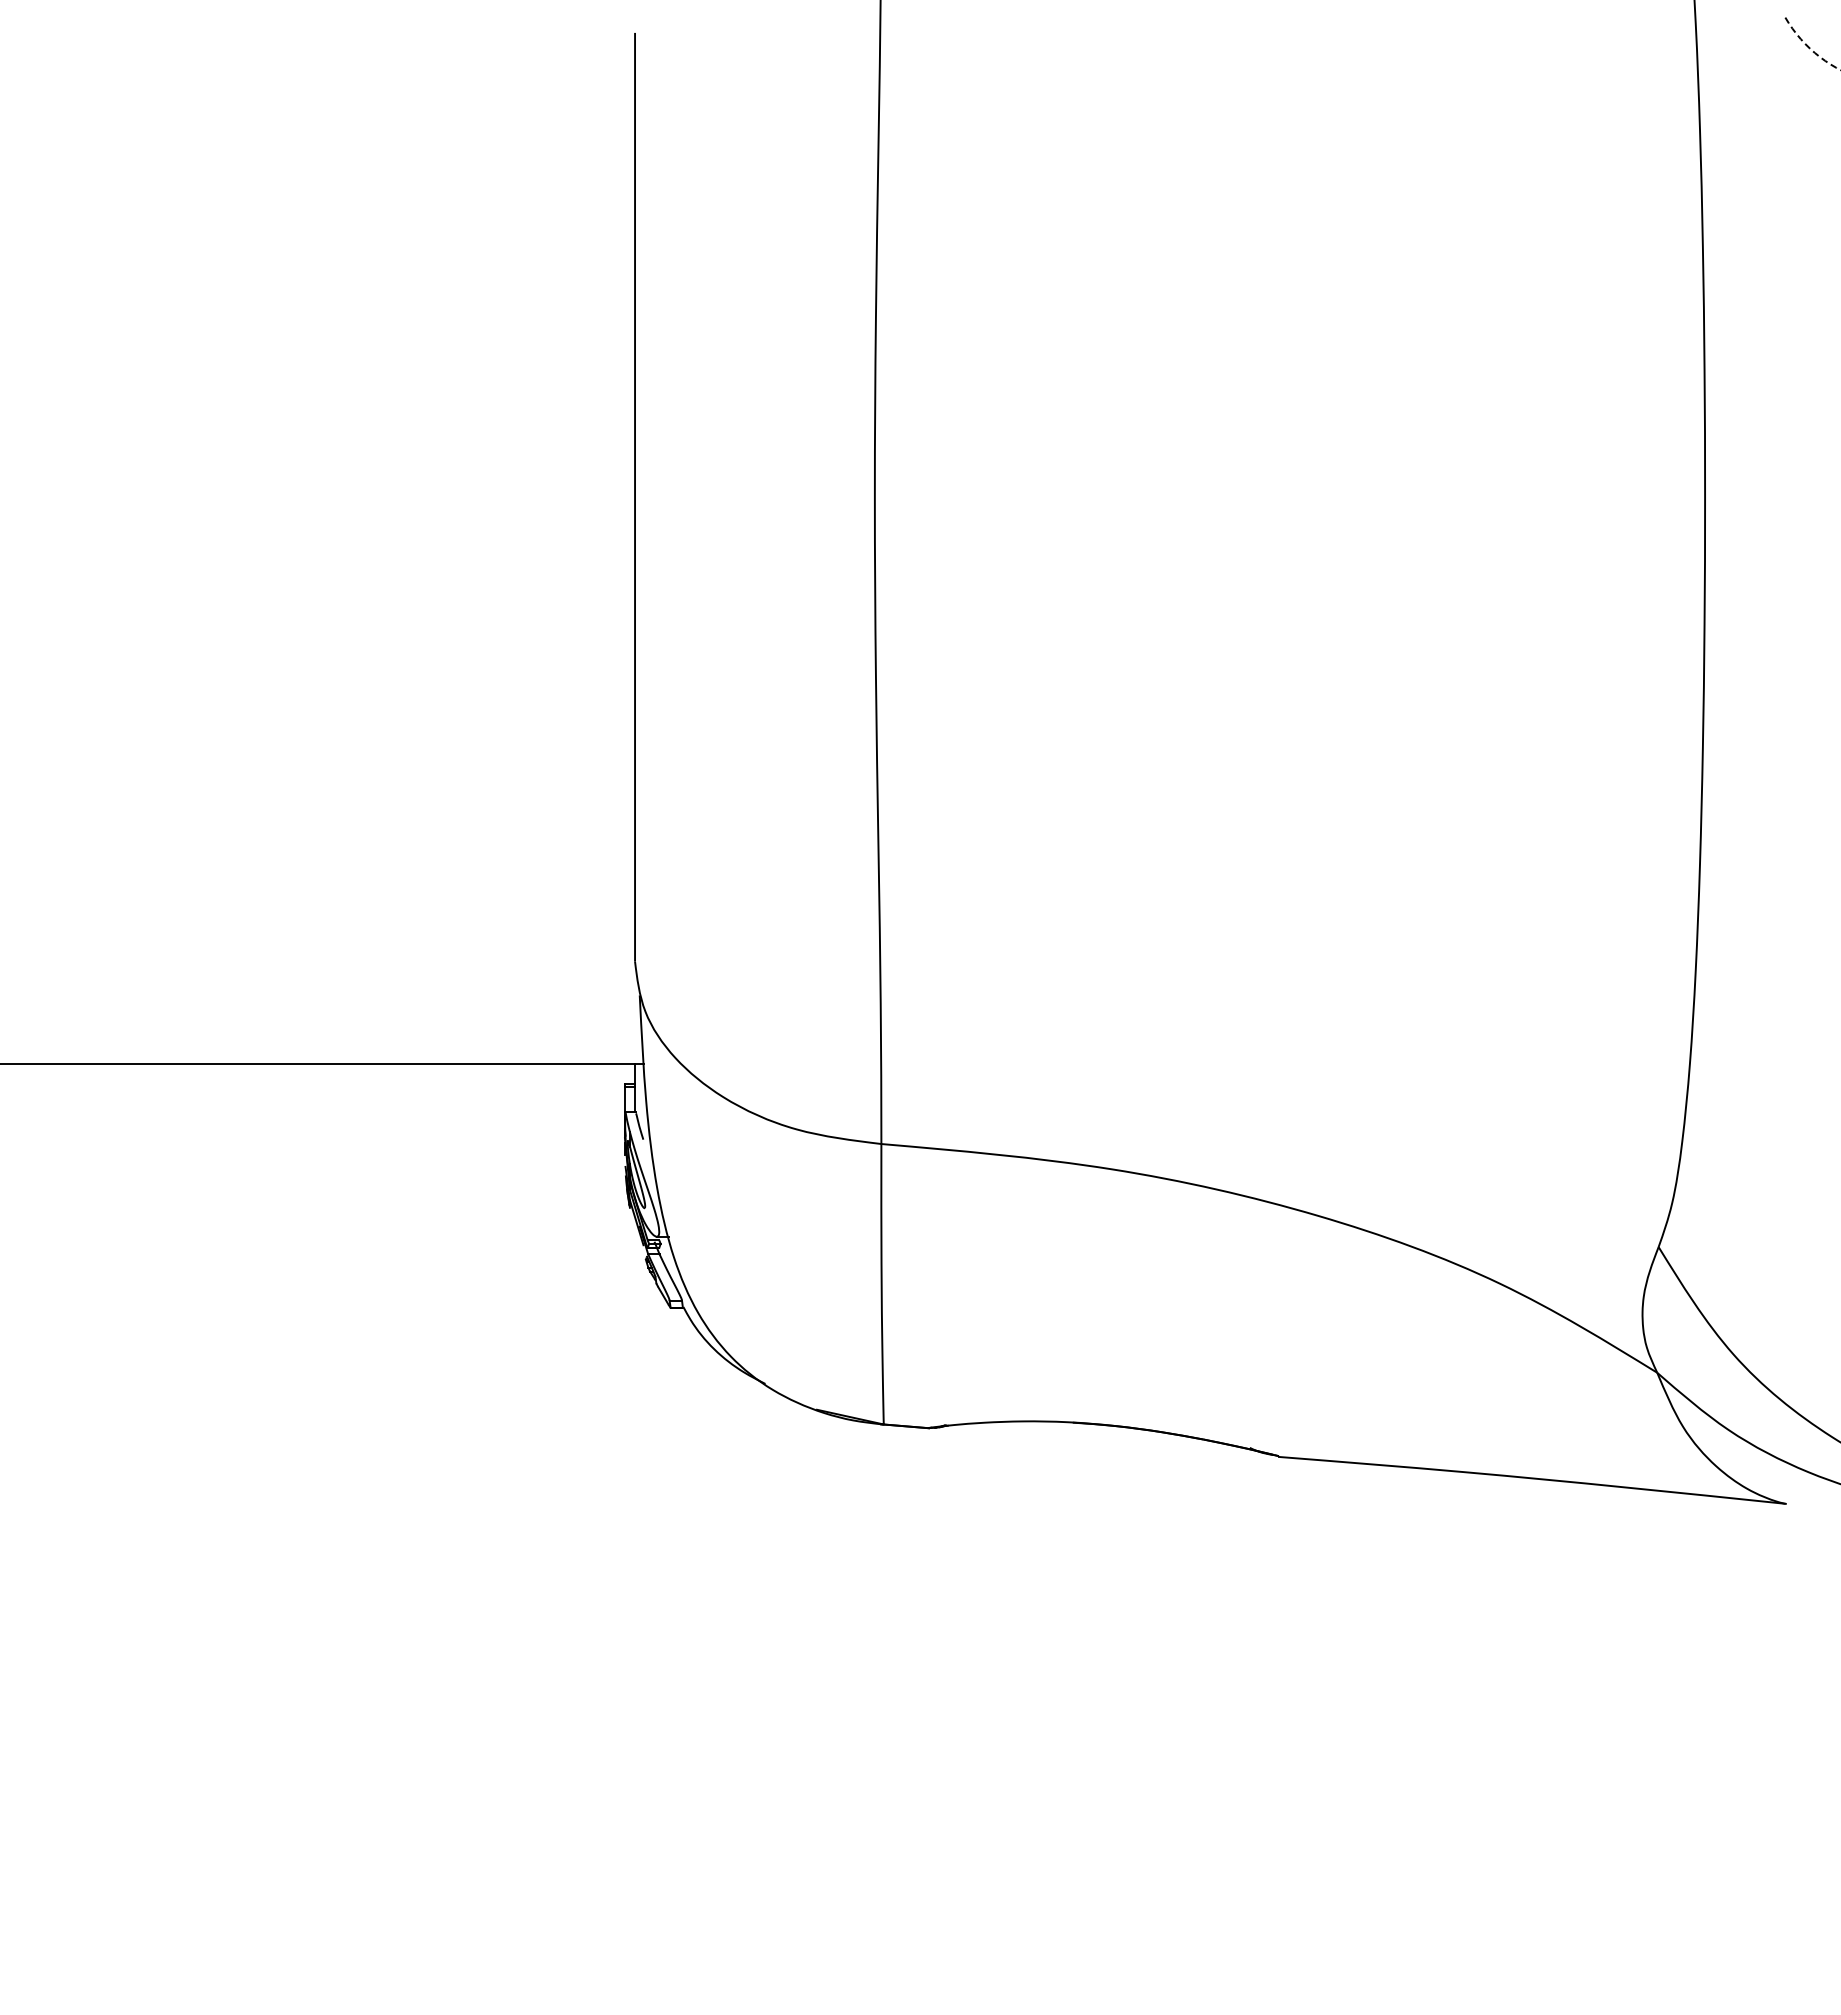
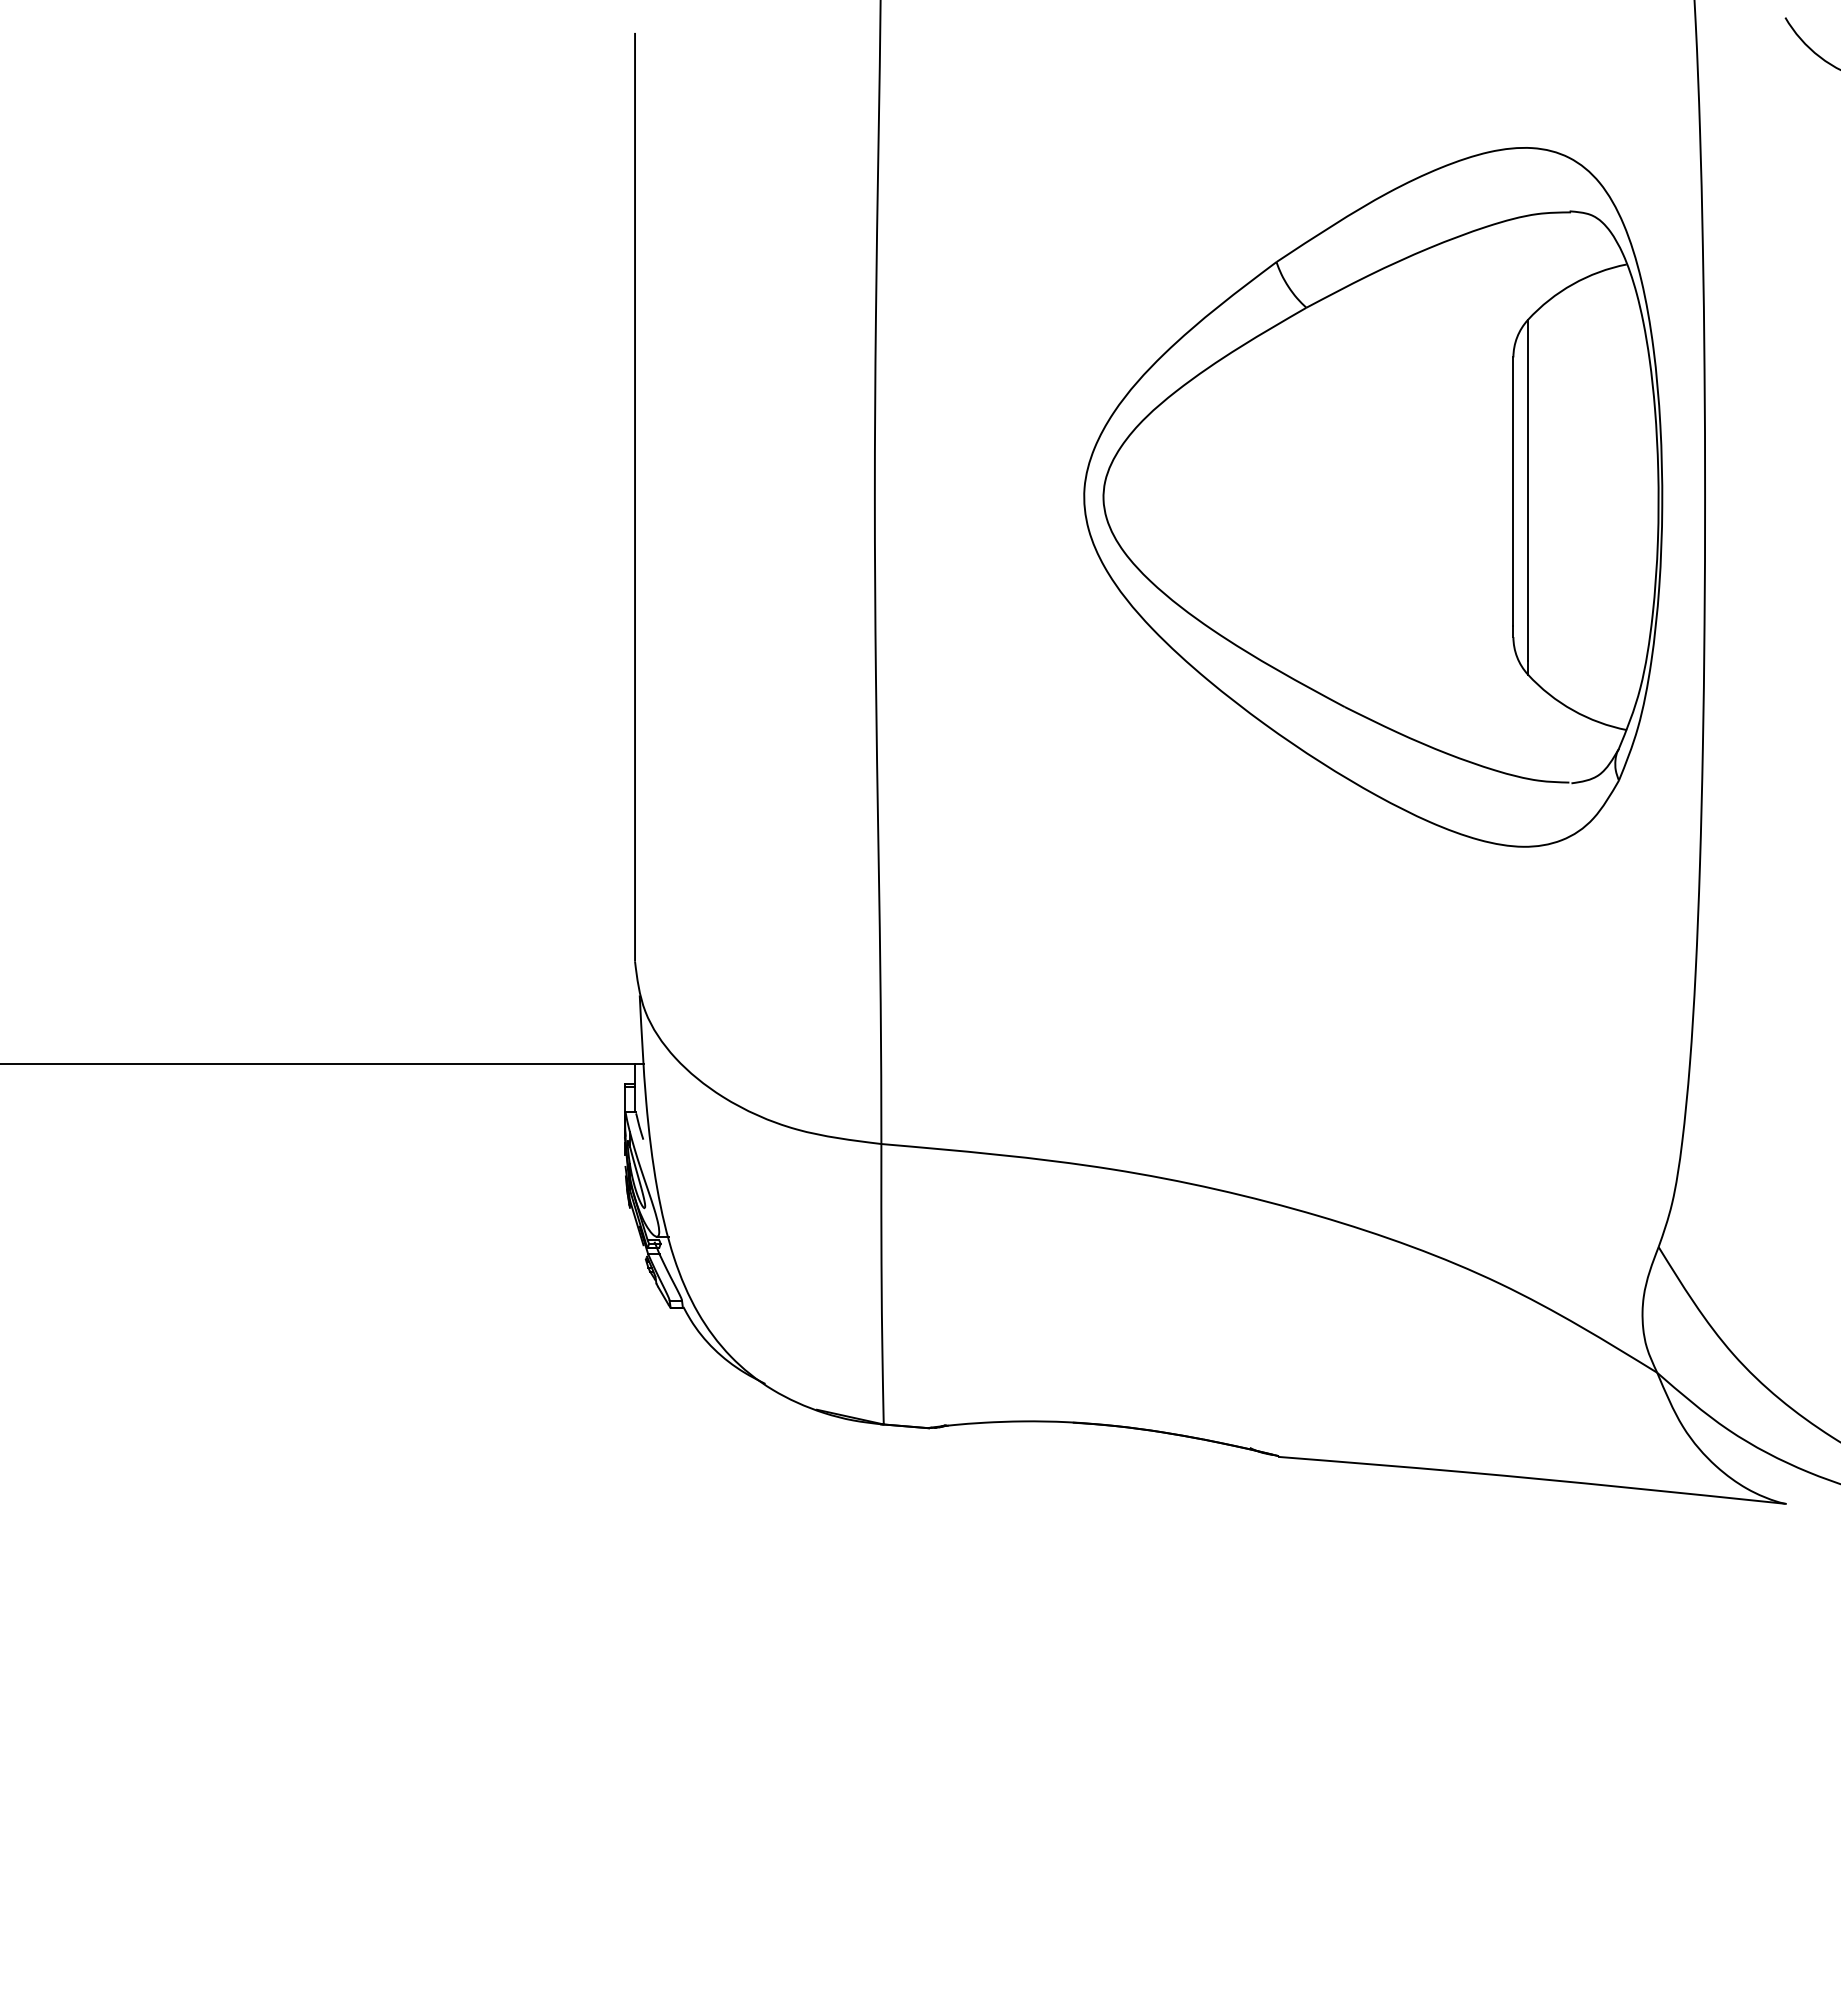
arc: dashed -> solid (1809, 48)
part: none -> present (1373, 497)
